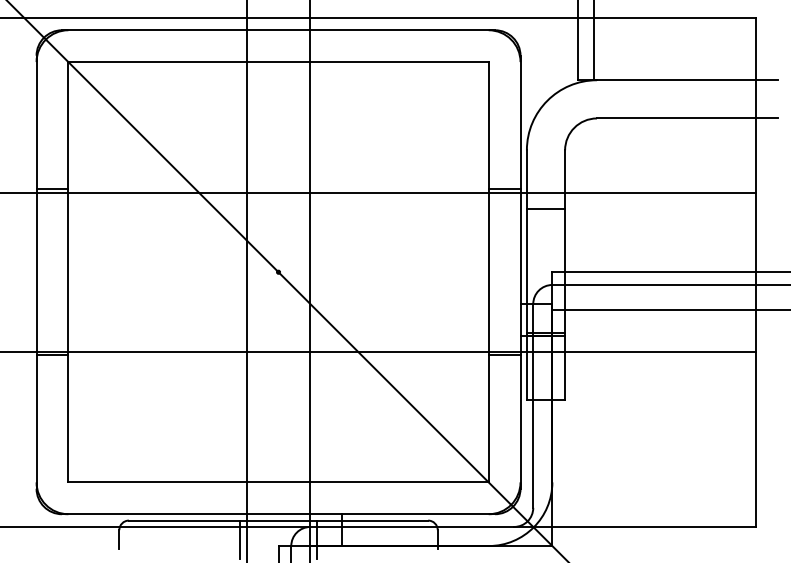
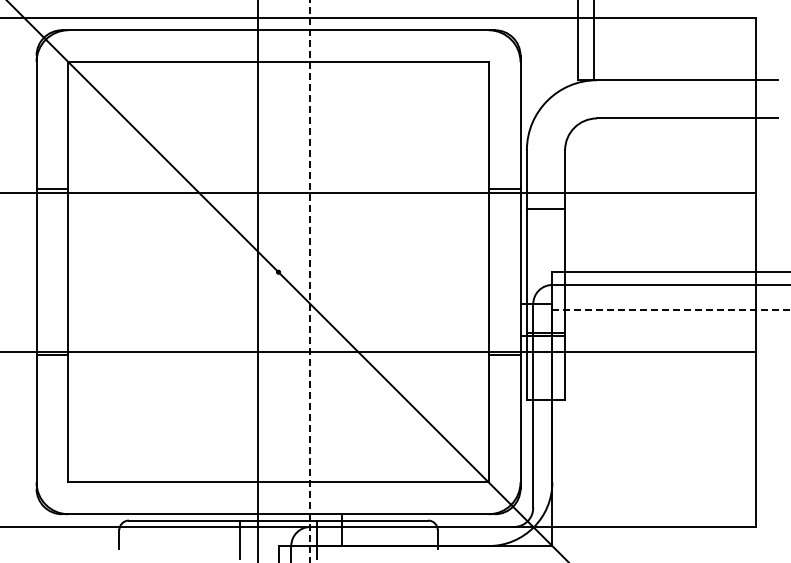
line position: (246, 280) -> (257, 280) (257, 280)
line: solid -> dashed (310, 281)
line: solid -> dashed (671, 310)
